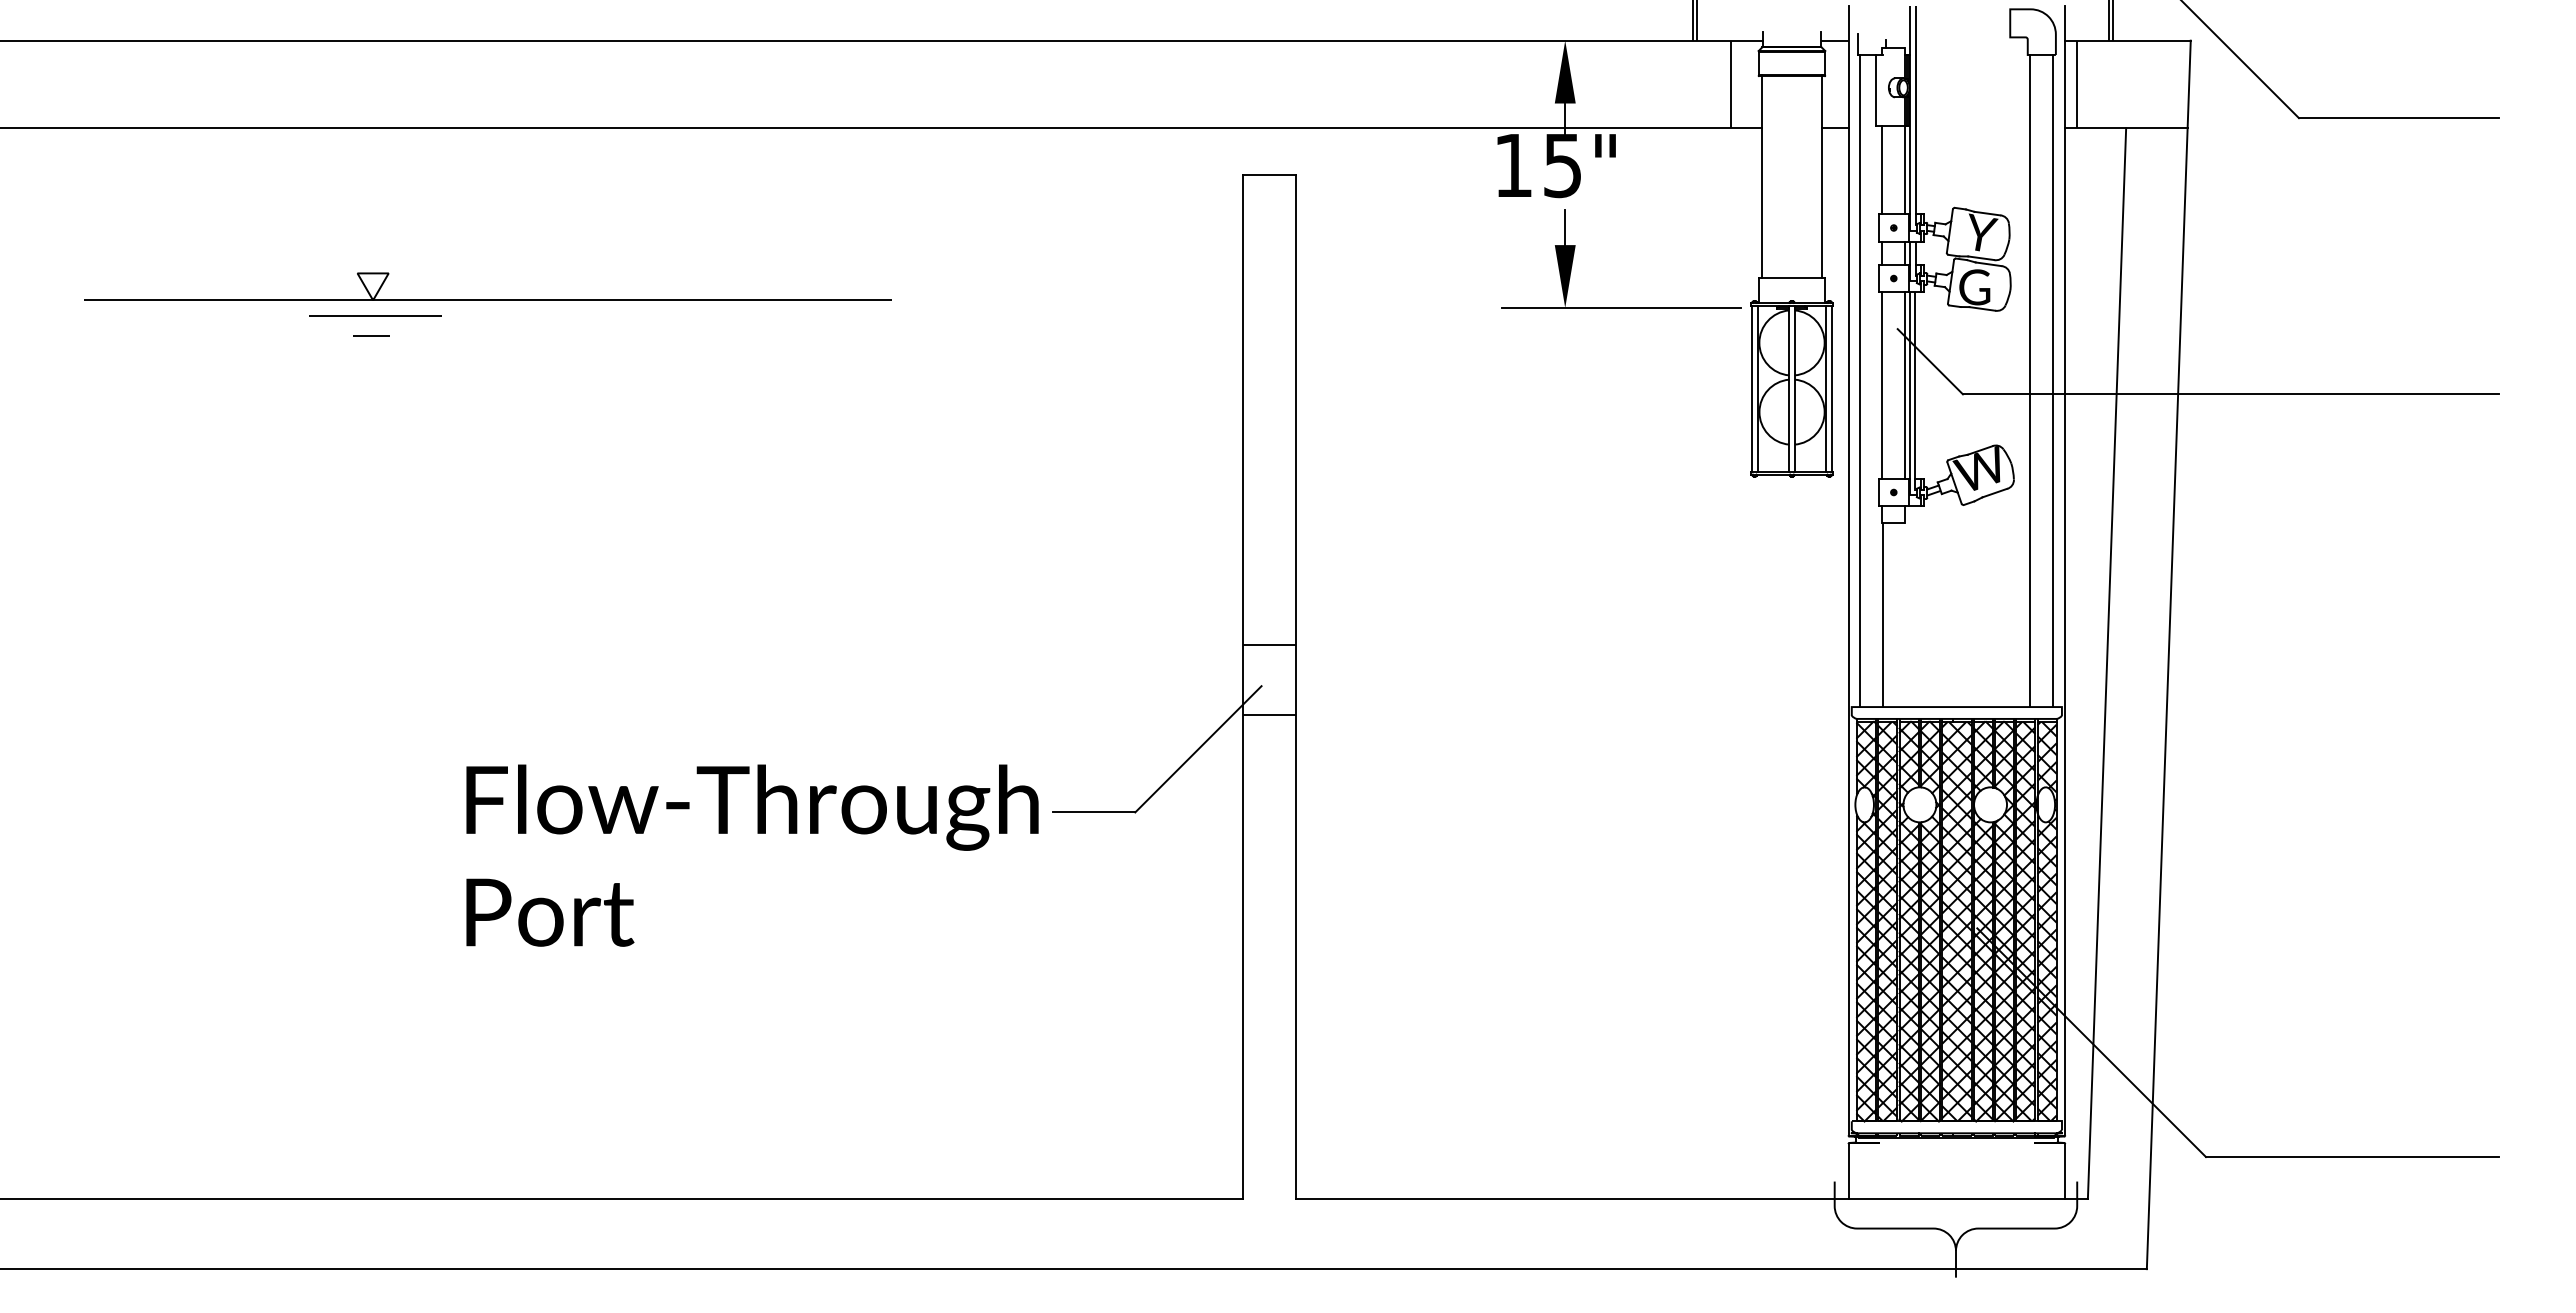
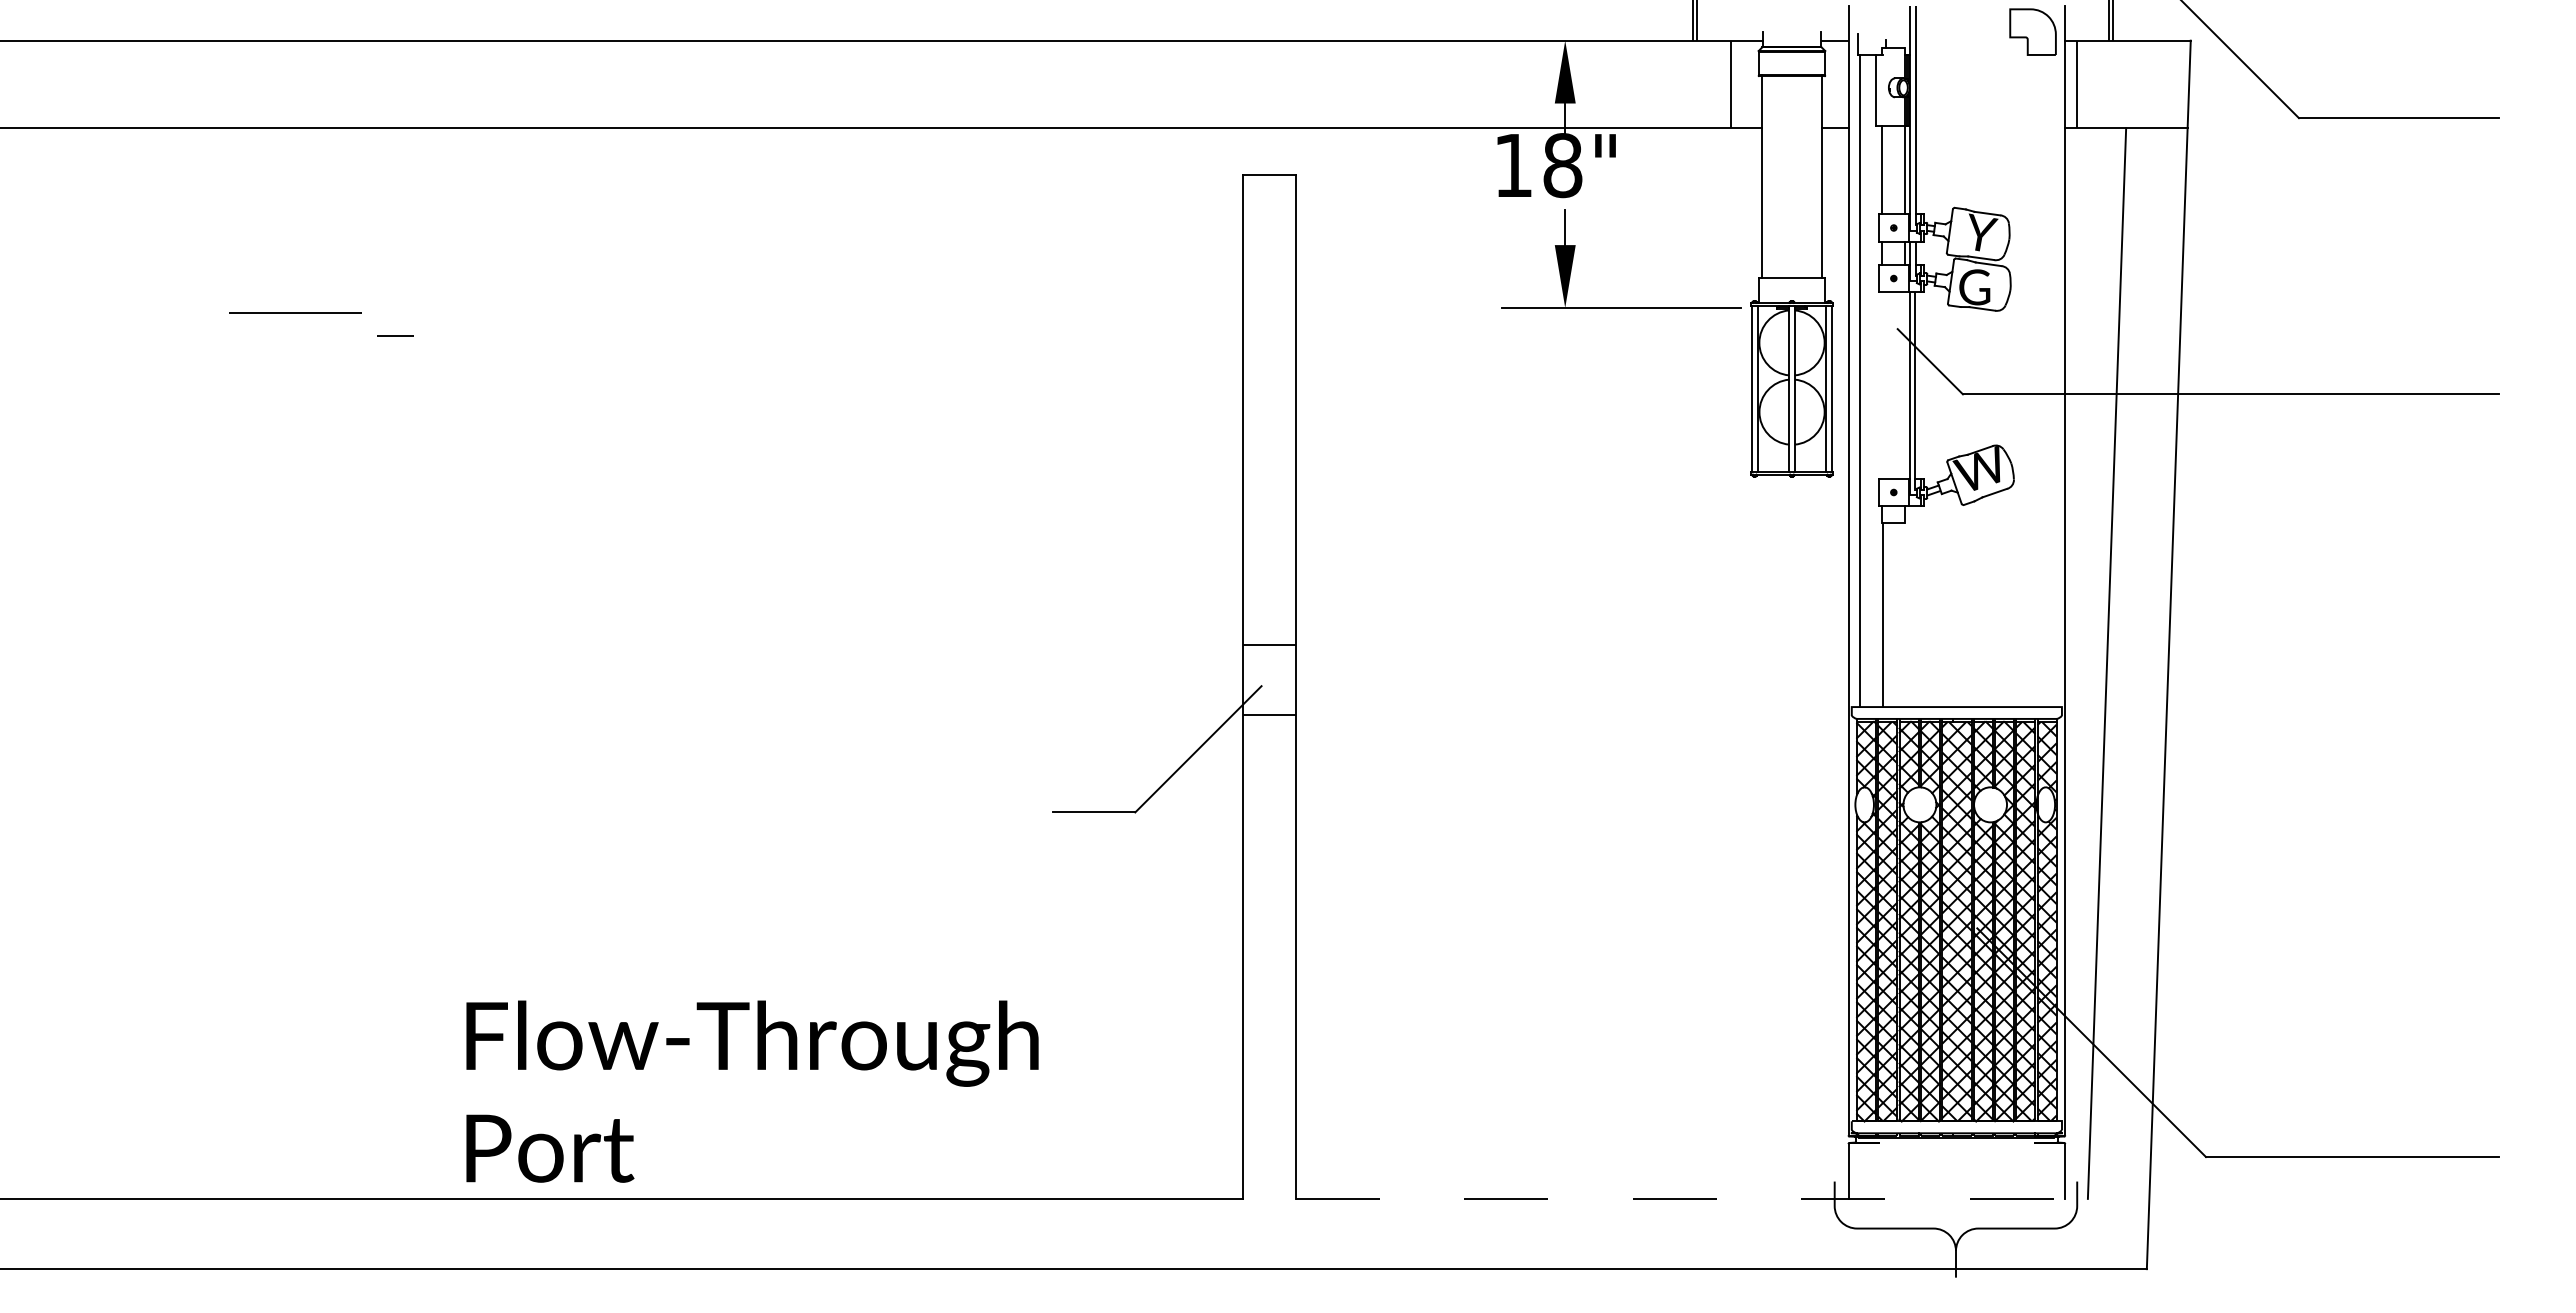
text: 15" -> 18" (1562, 165)
part: present -> none (487, 299)
line position: (375, 315) -> (295, 312) (295, 312)
line position: (371, 335) -> (395, 335) (395, 335)
line: present -> none (2030, 380)
line: present -> none (2053, 380)
line: present -> none (1882, 385)
line: present -> none (1905, 385)
text position: (752, 855) -> (752, 1091) (752, 1091)
line: solid -> dashed (1692, 1198)
